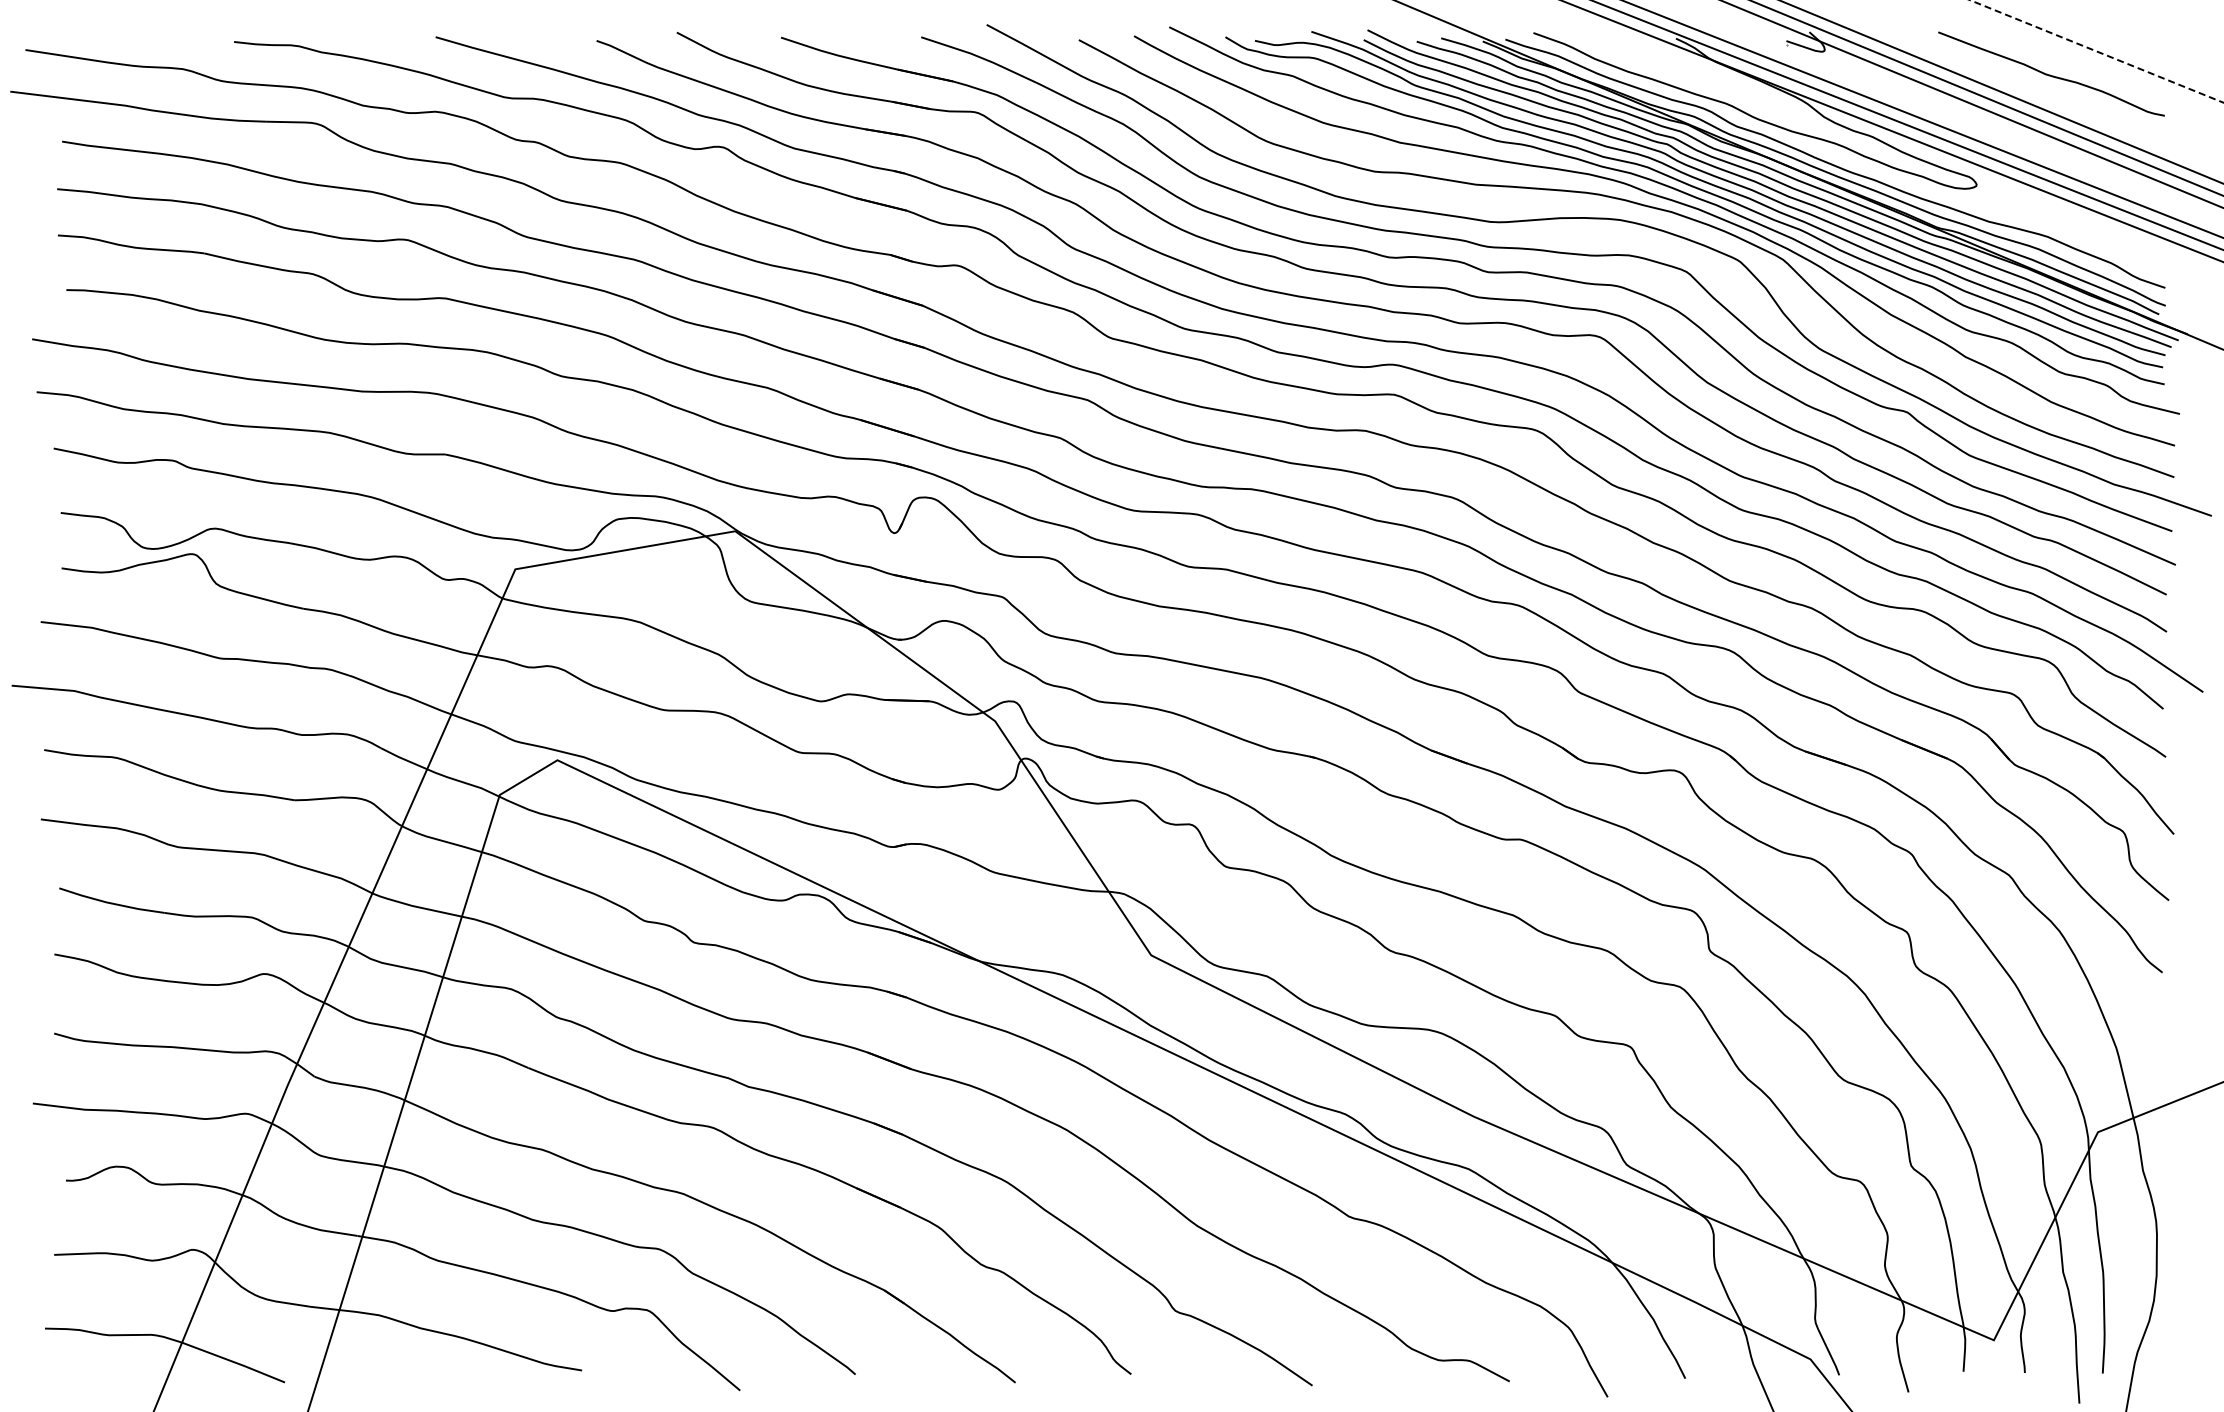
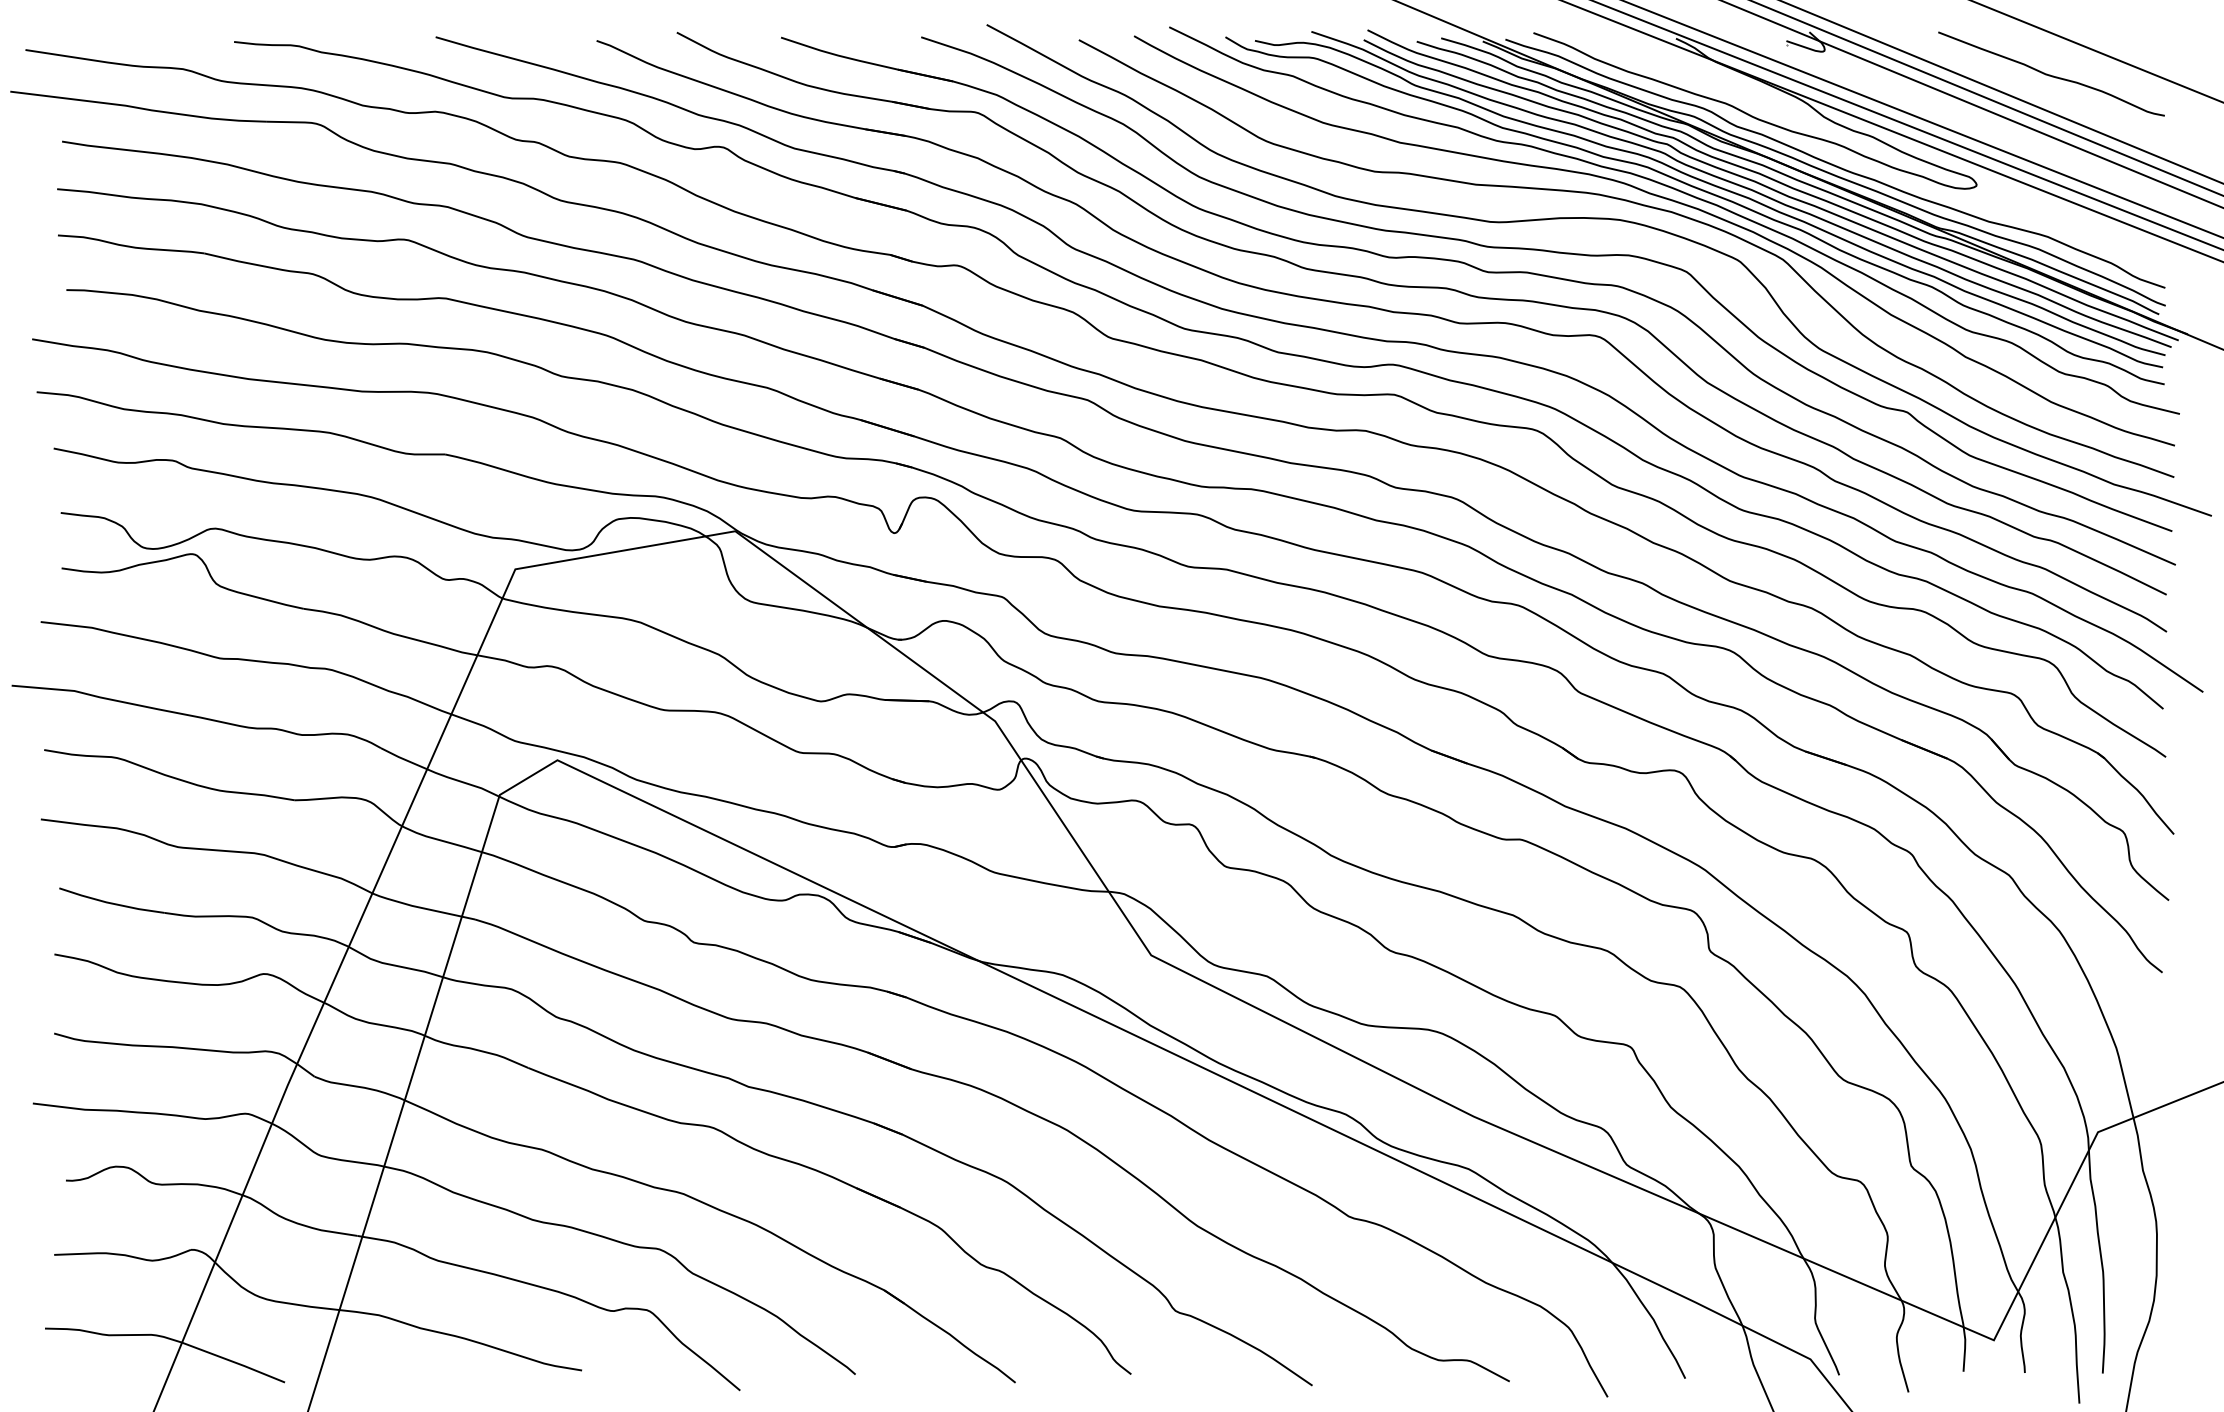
line: dashed -> solid (2096, 51)
